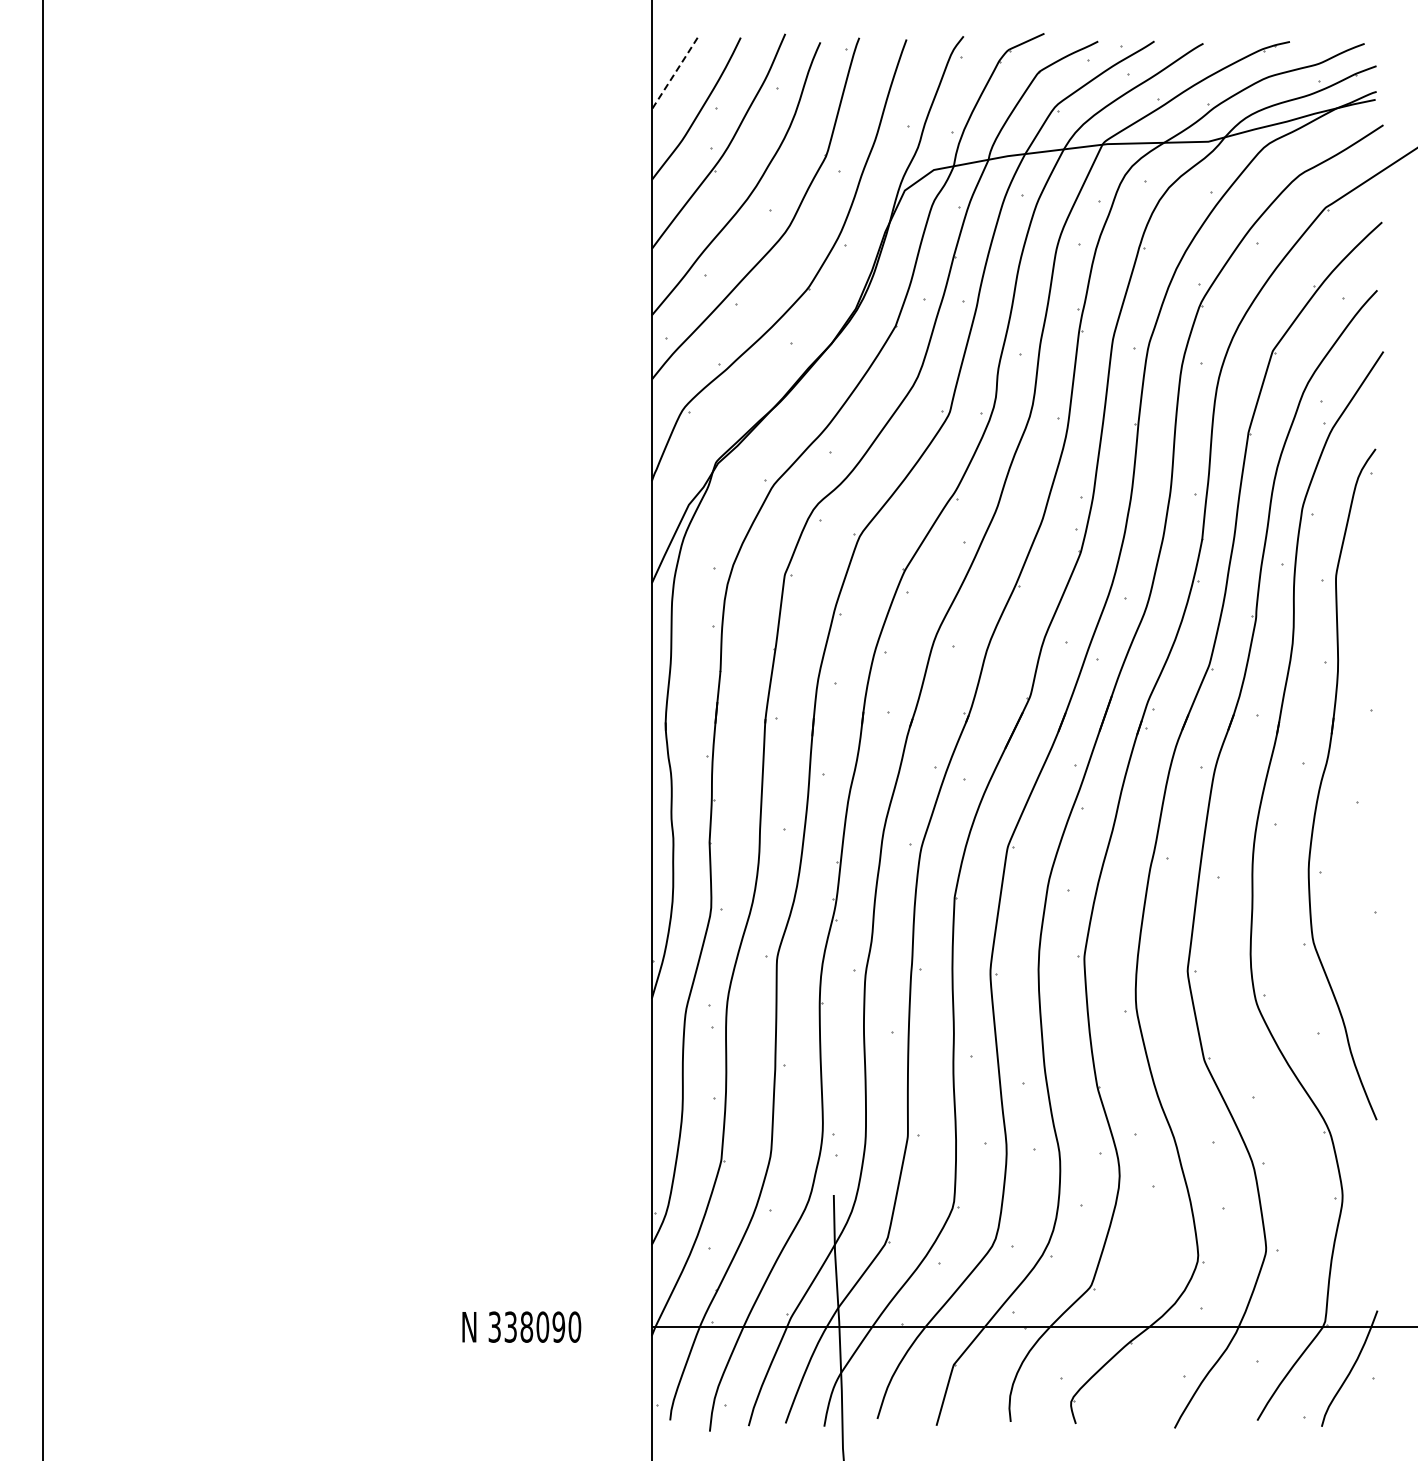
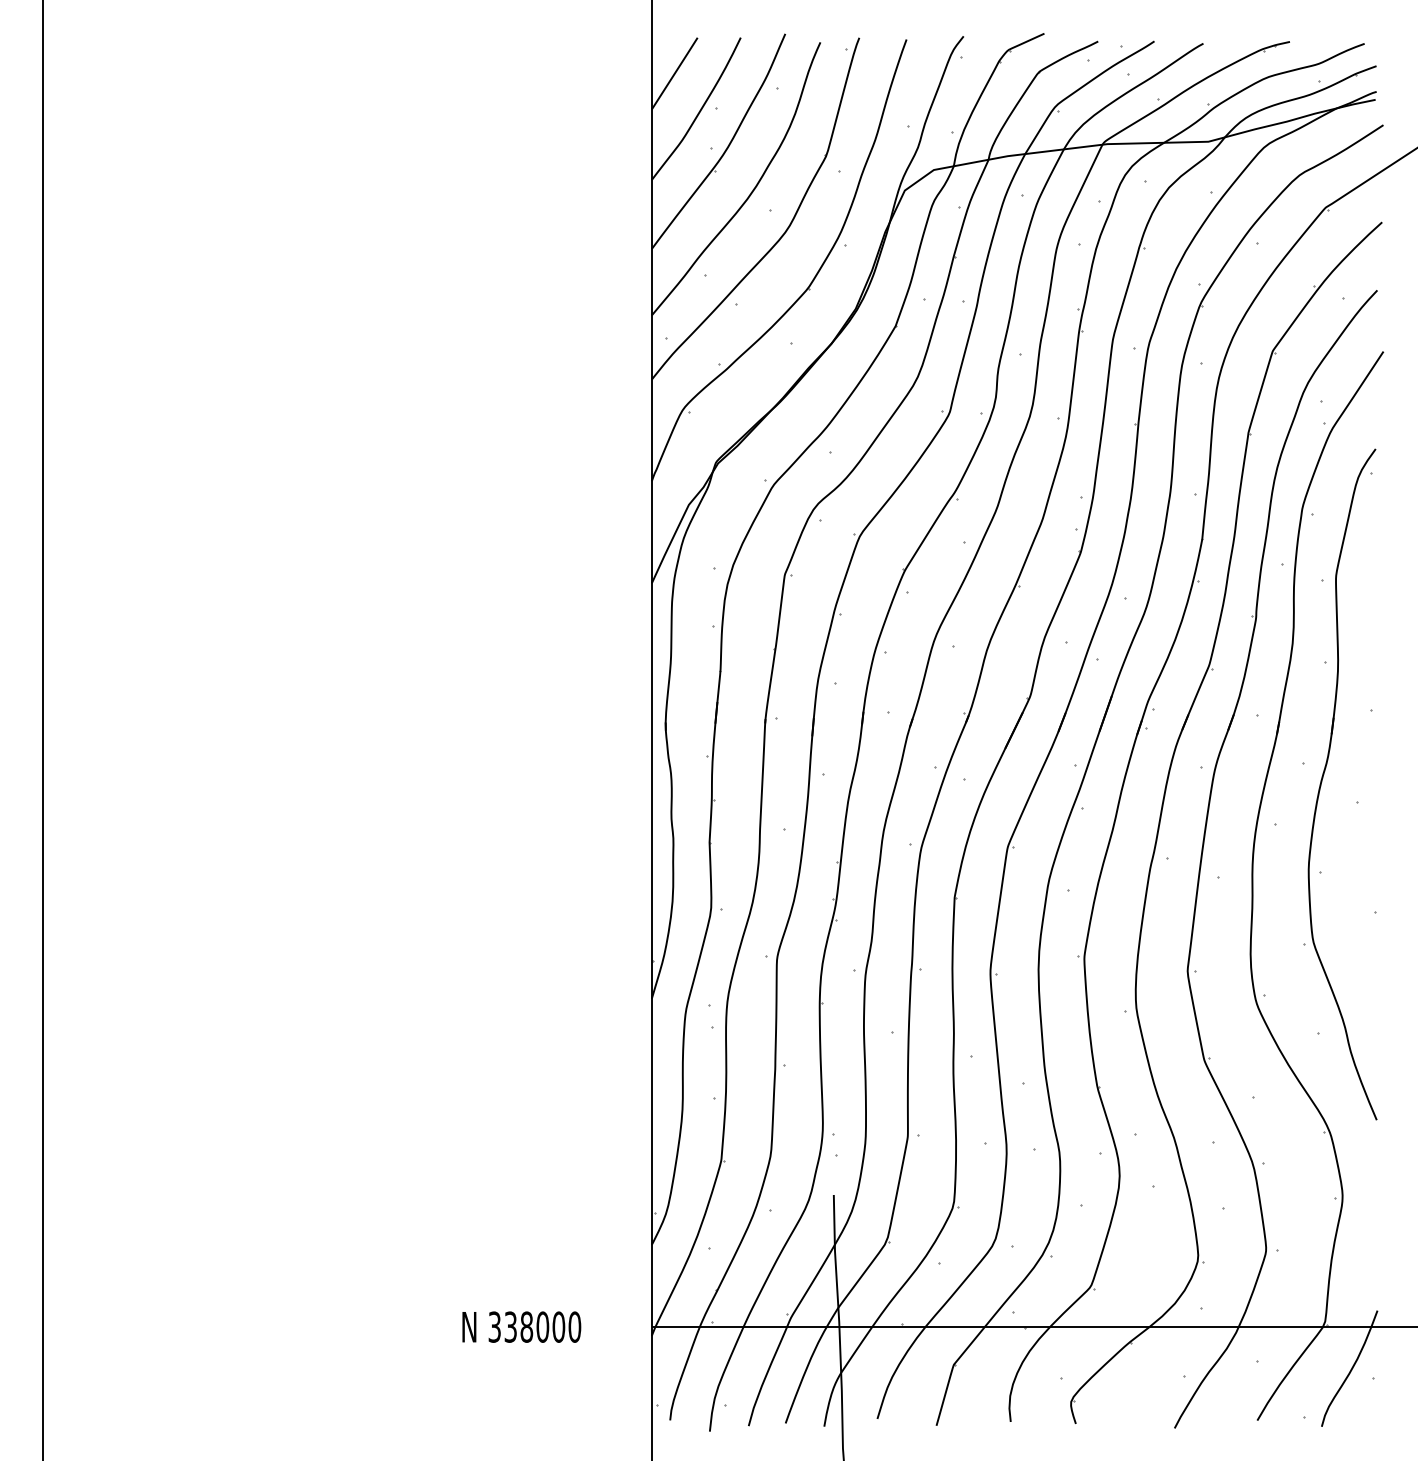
line: dashed -> solid (674, 73)
text: 338090 -> 338000 (558, 1326)
